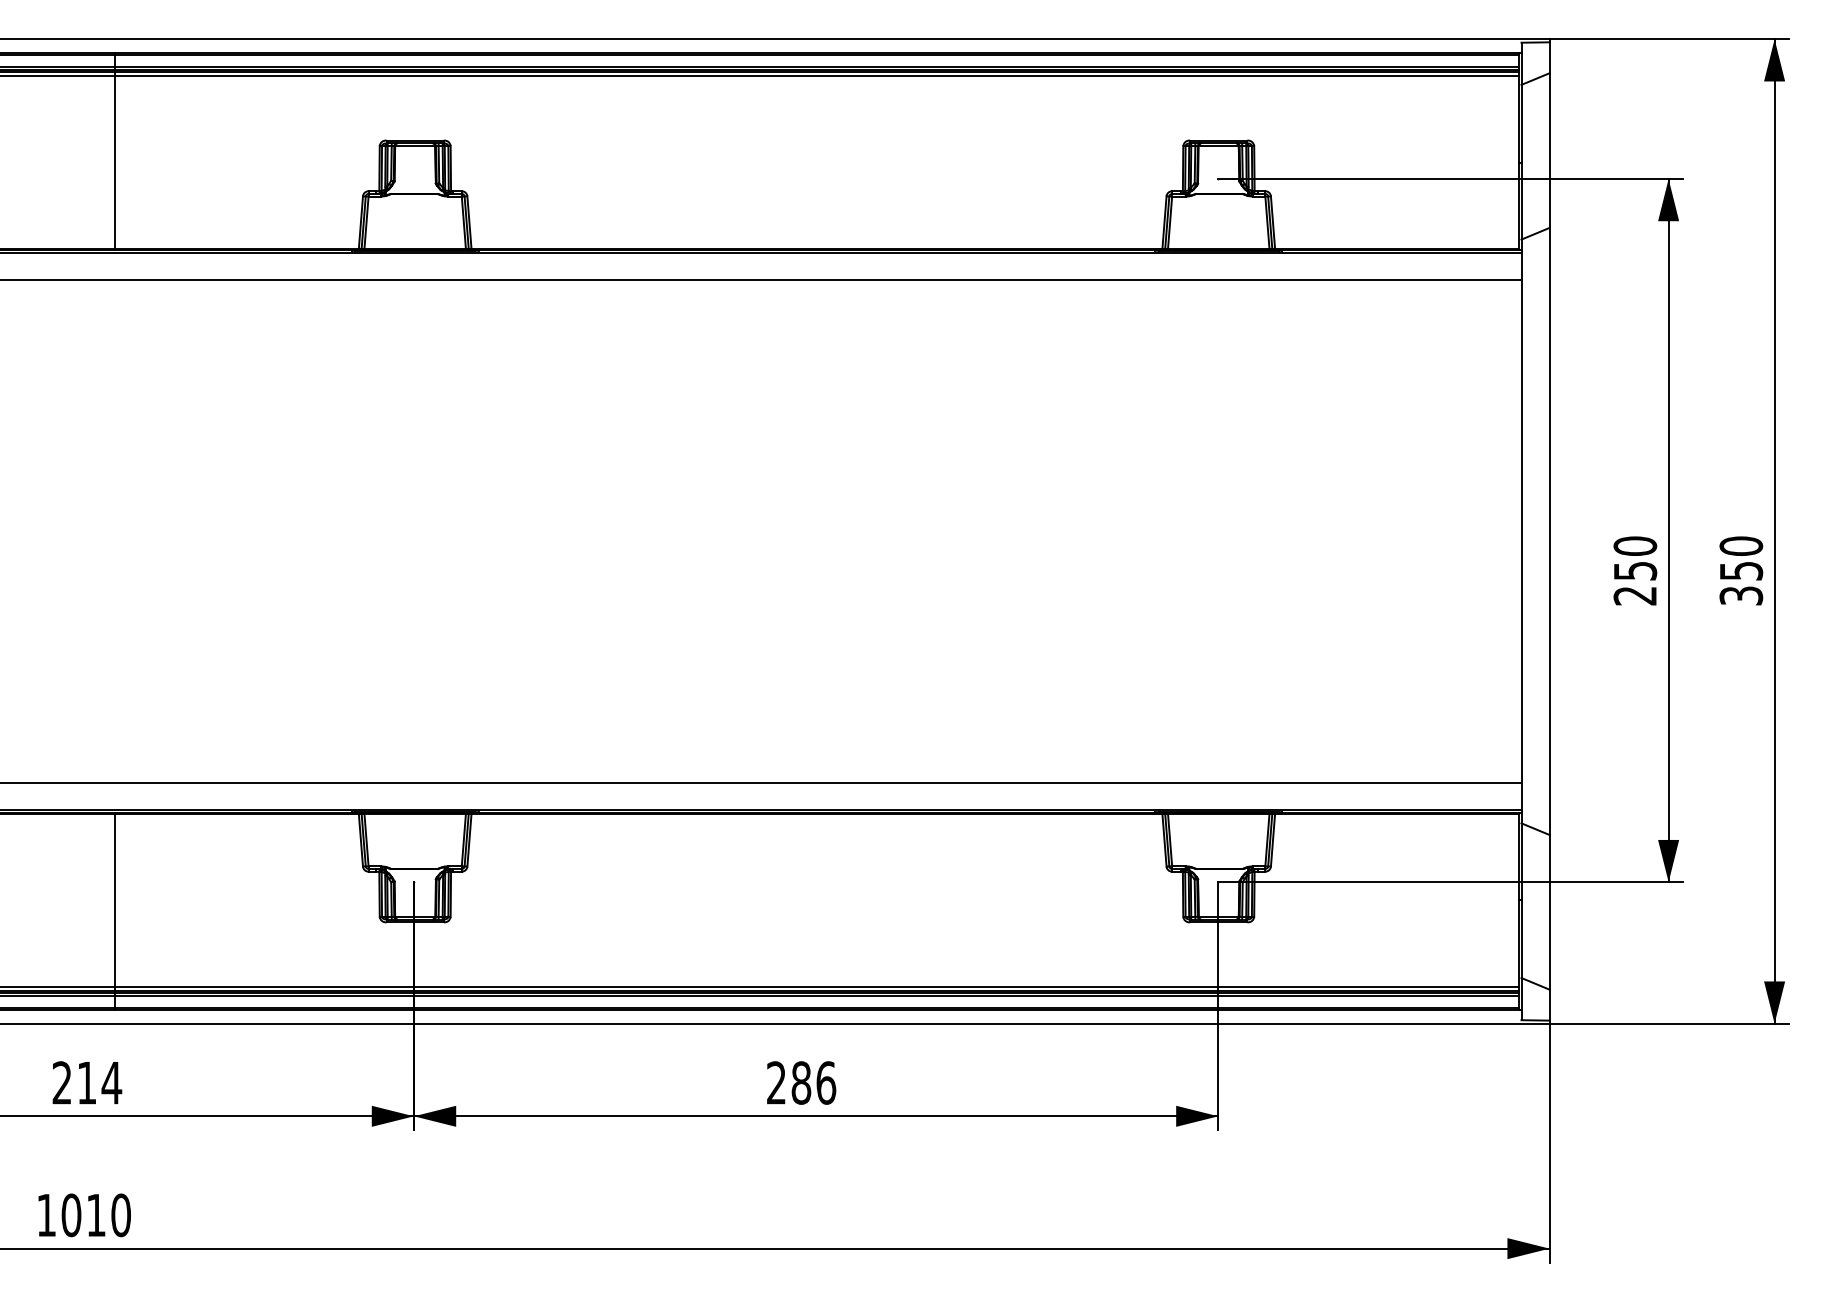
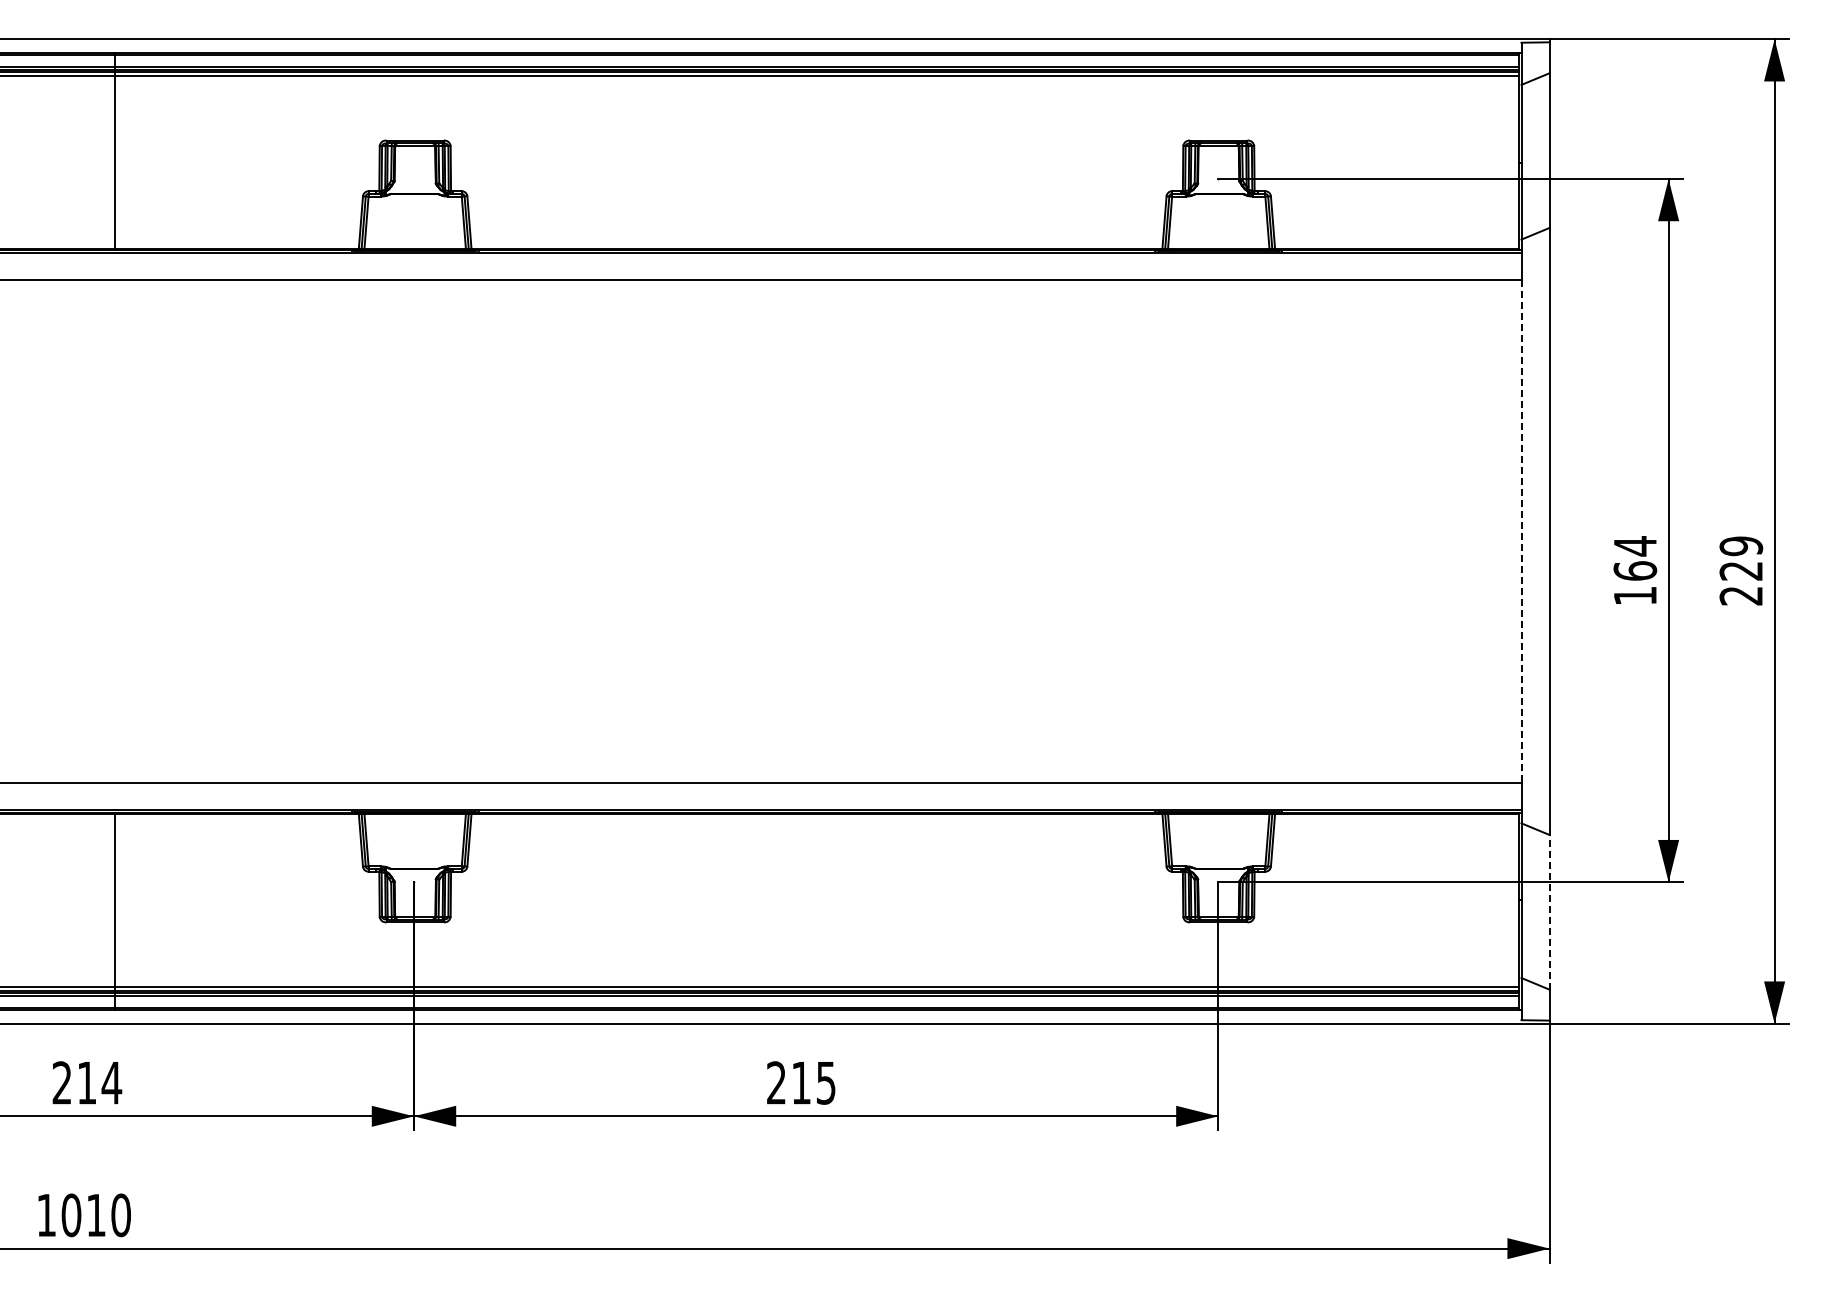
line: solid -> dashed (1521, 531)
text: 250 -> 164 (1635, 570)
text: 350 -> 229 (1741, 570)
line: solid -> dashed (1549, 911)
text: 286 -> 215 (813, 1082)
